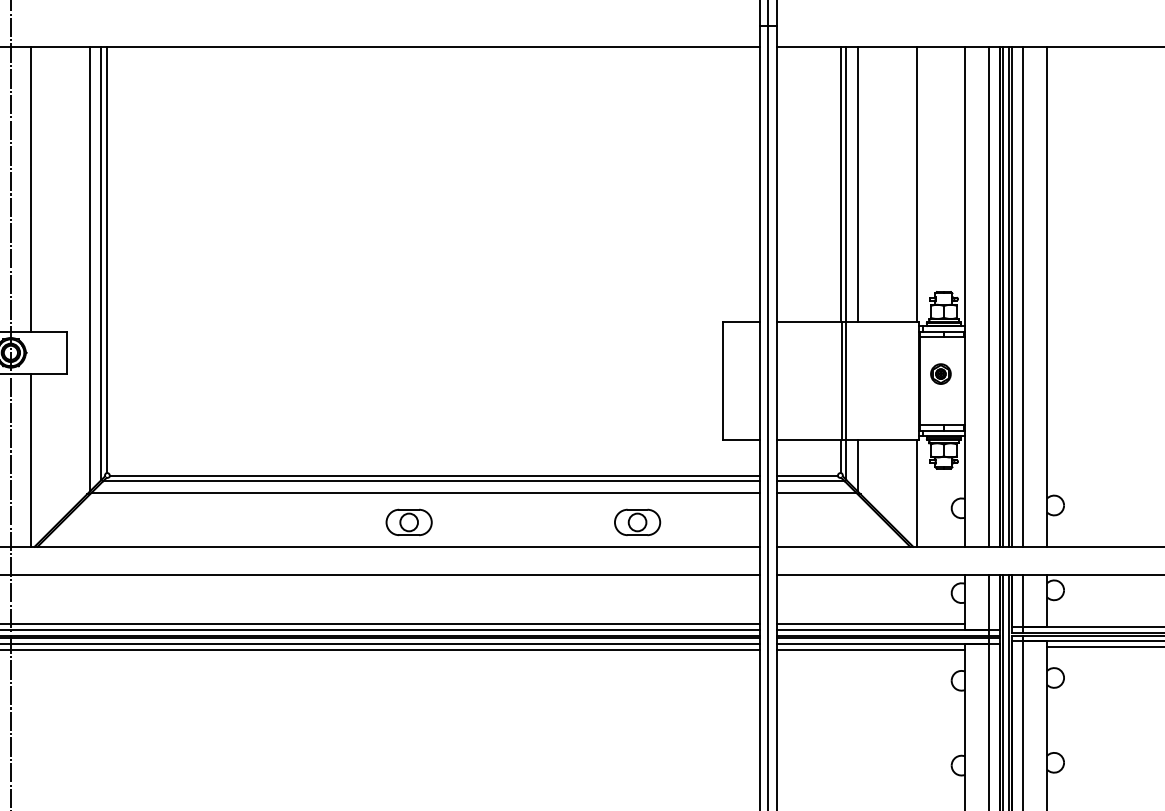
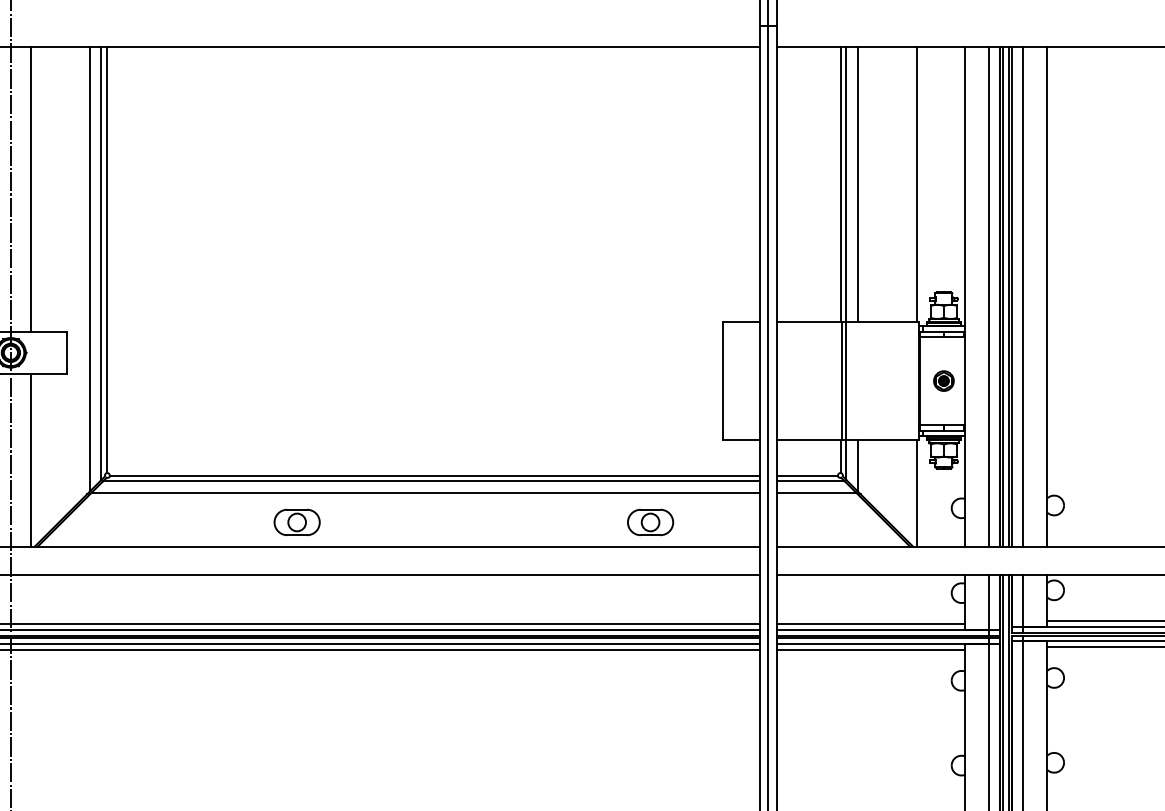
part position: (940, 373) -> (943, 380) (943, 380)
part position: (408, 522) -> (296, 522) (296, 522)
part position: (637, 522) -> (650, 522) (650, 522)
line: none -> present (1104, 621)
